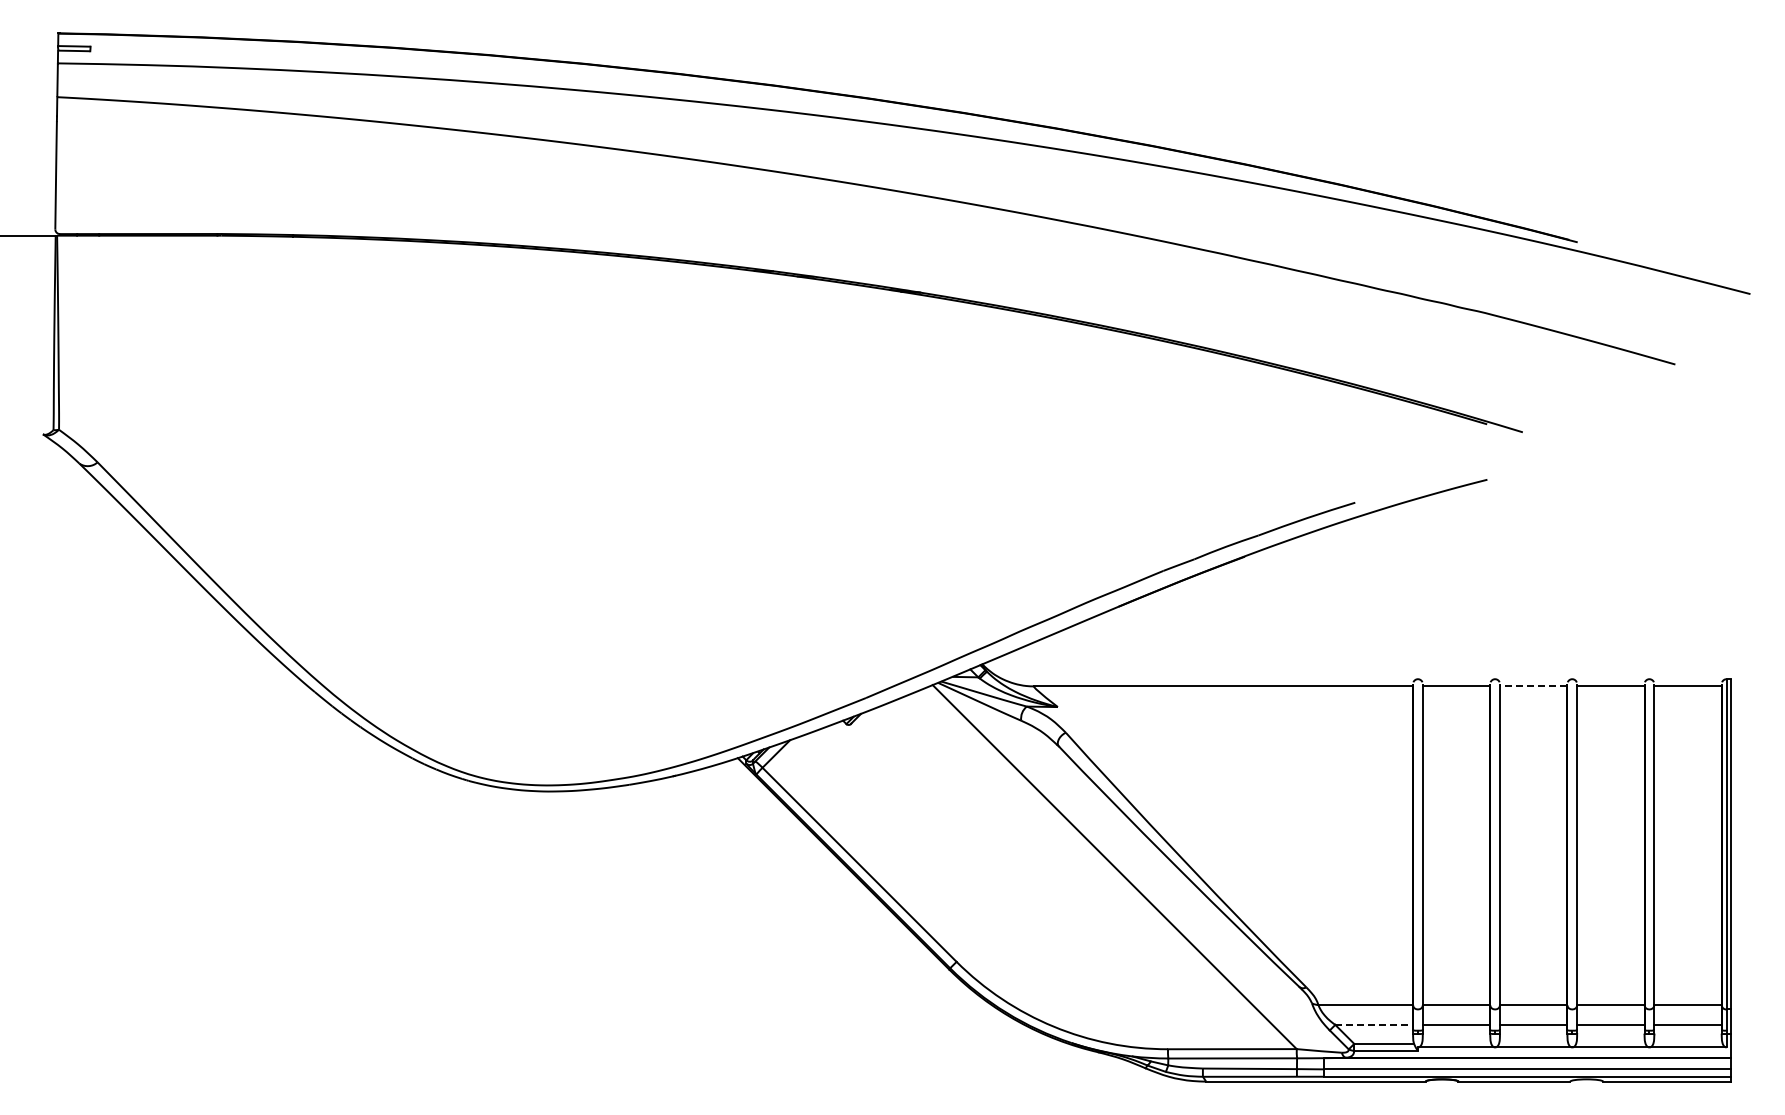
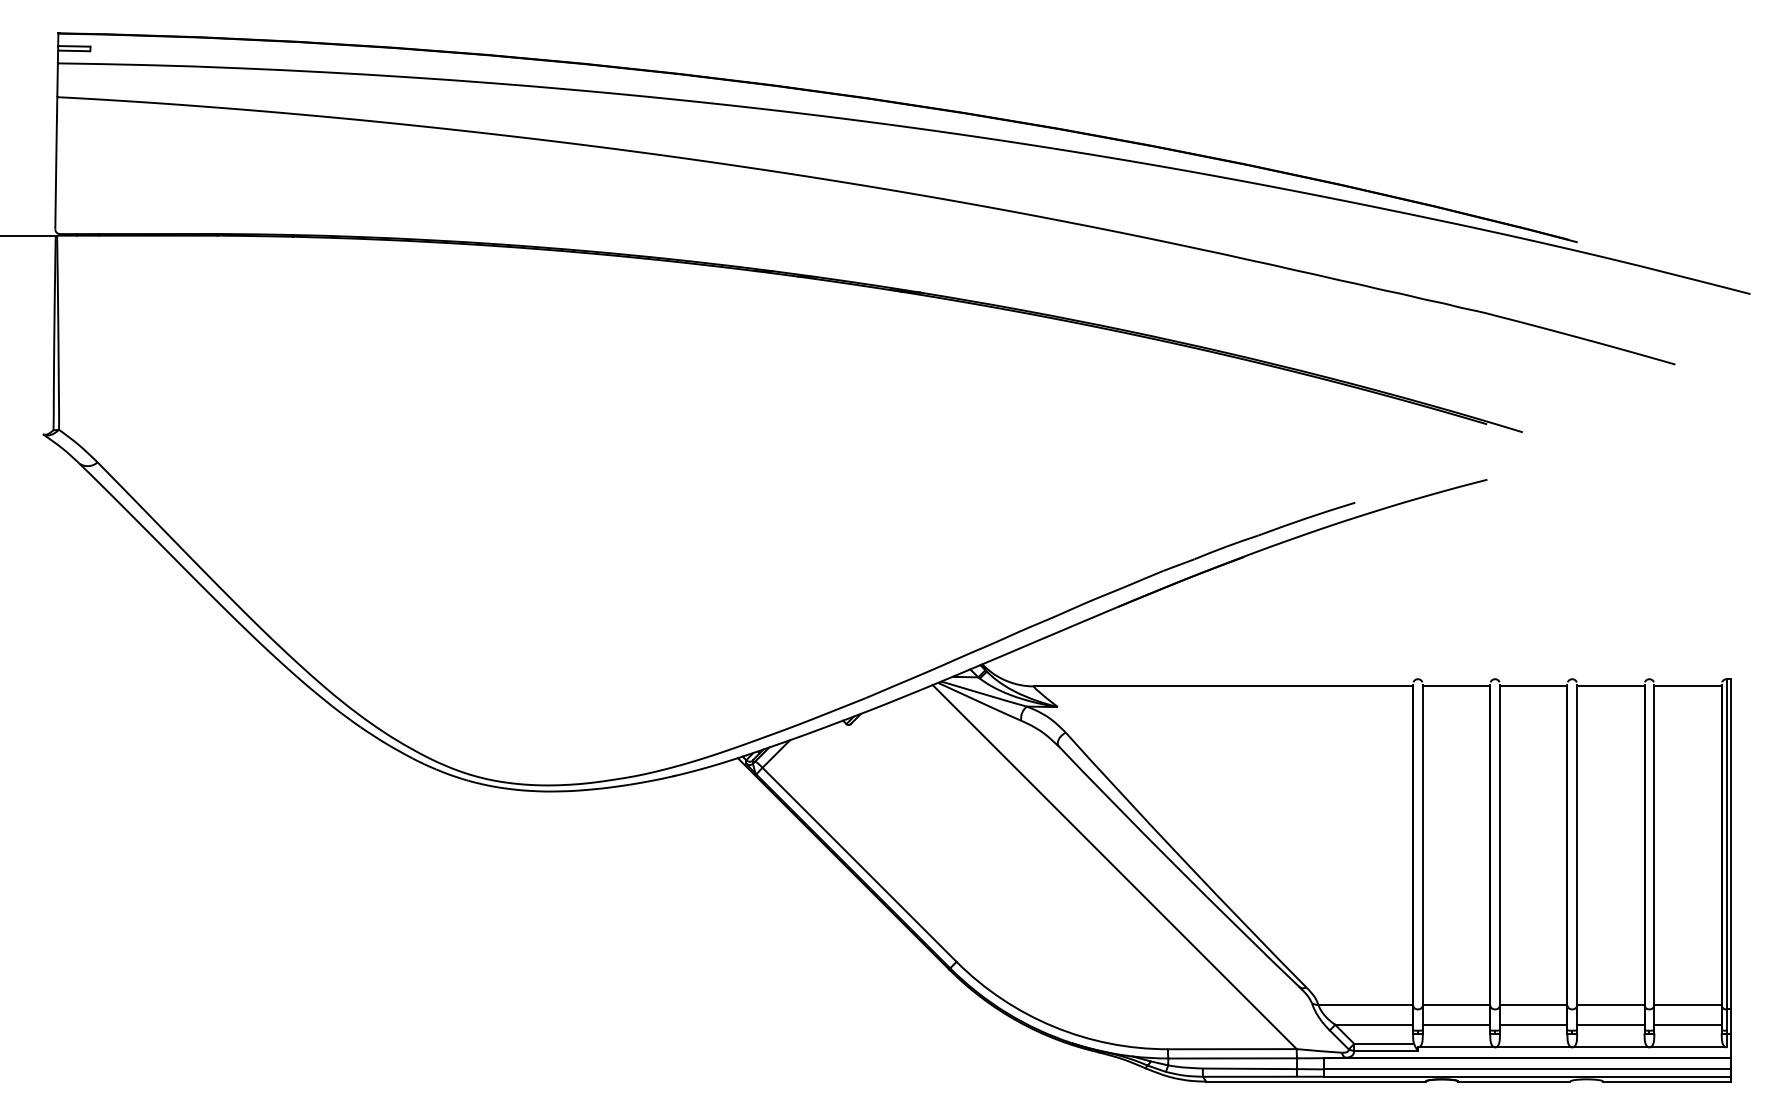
line: dashed -> solid (1533, 686)
line: dashed -> solid (1374, 1024)
